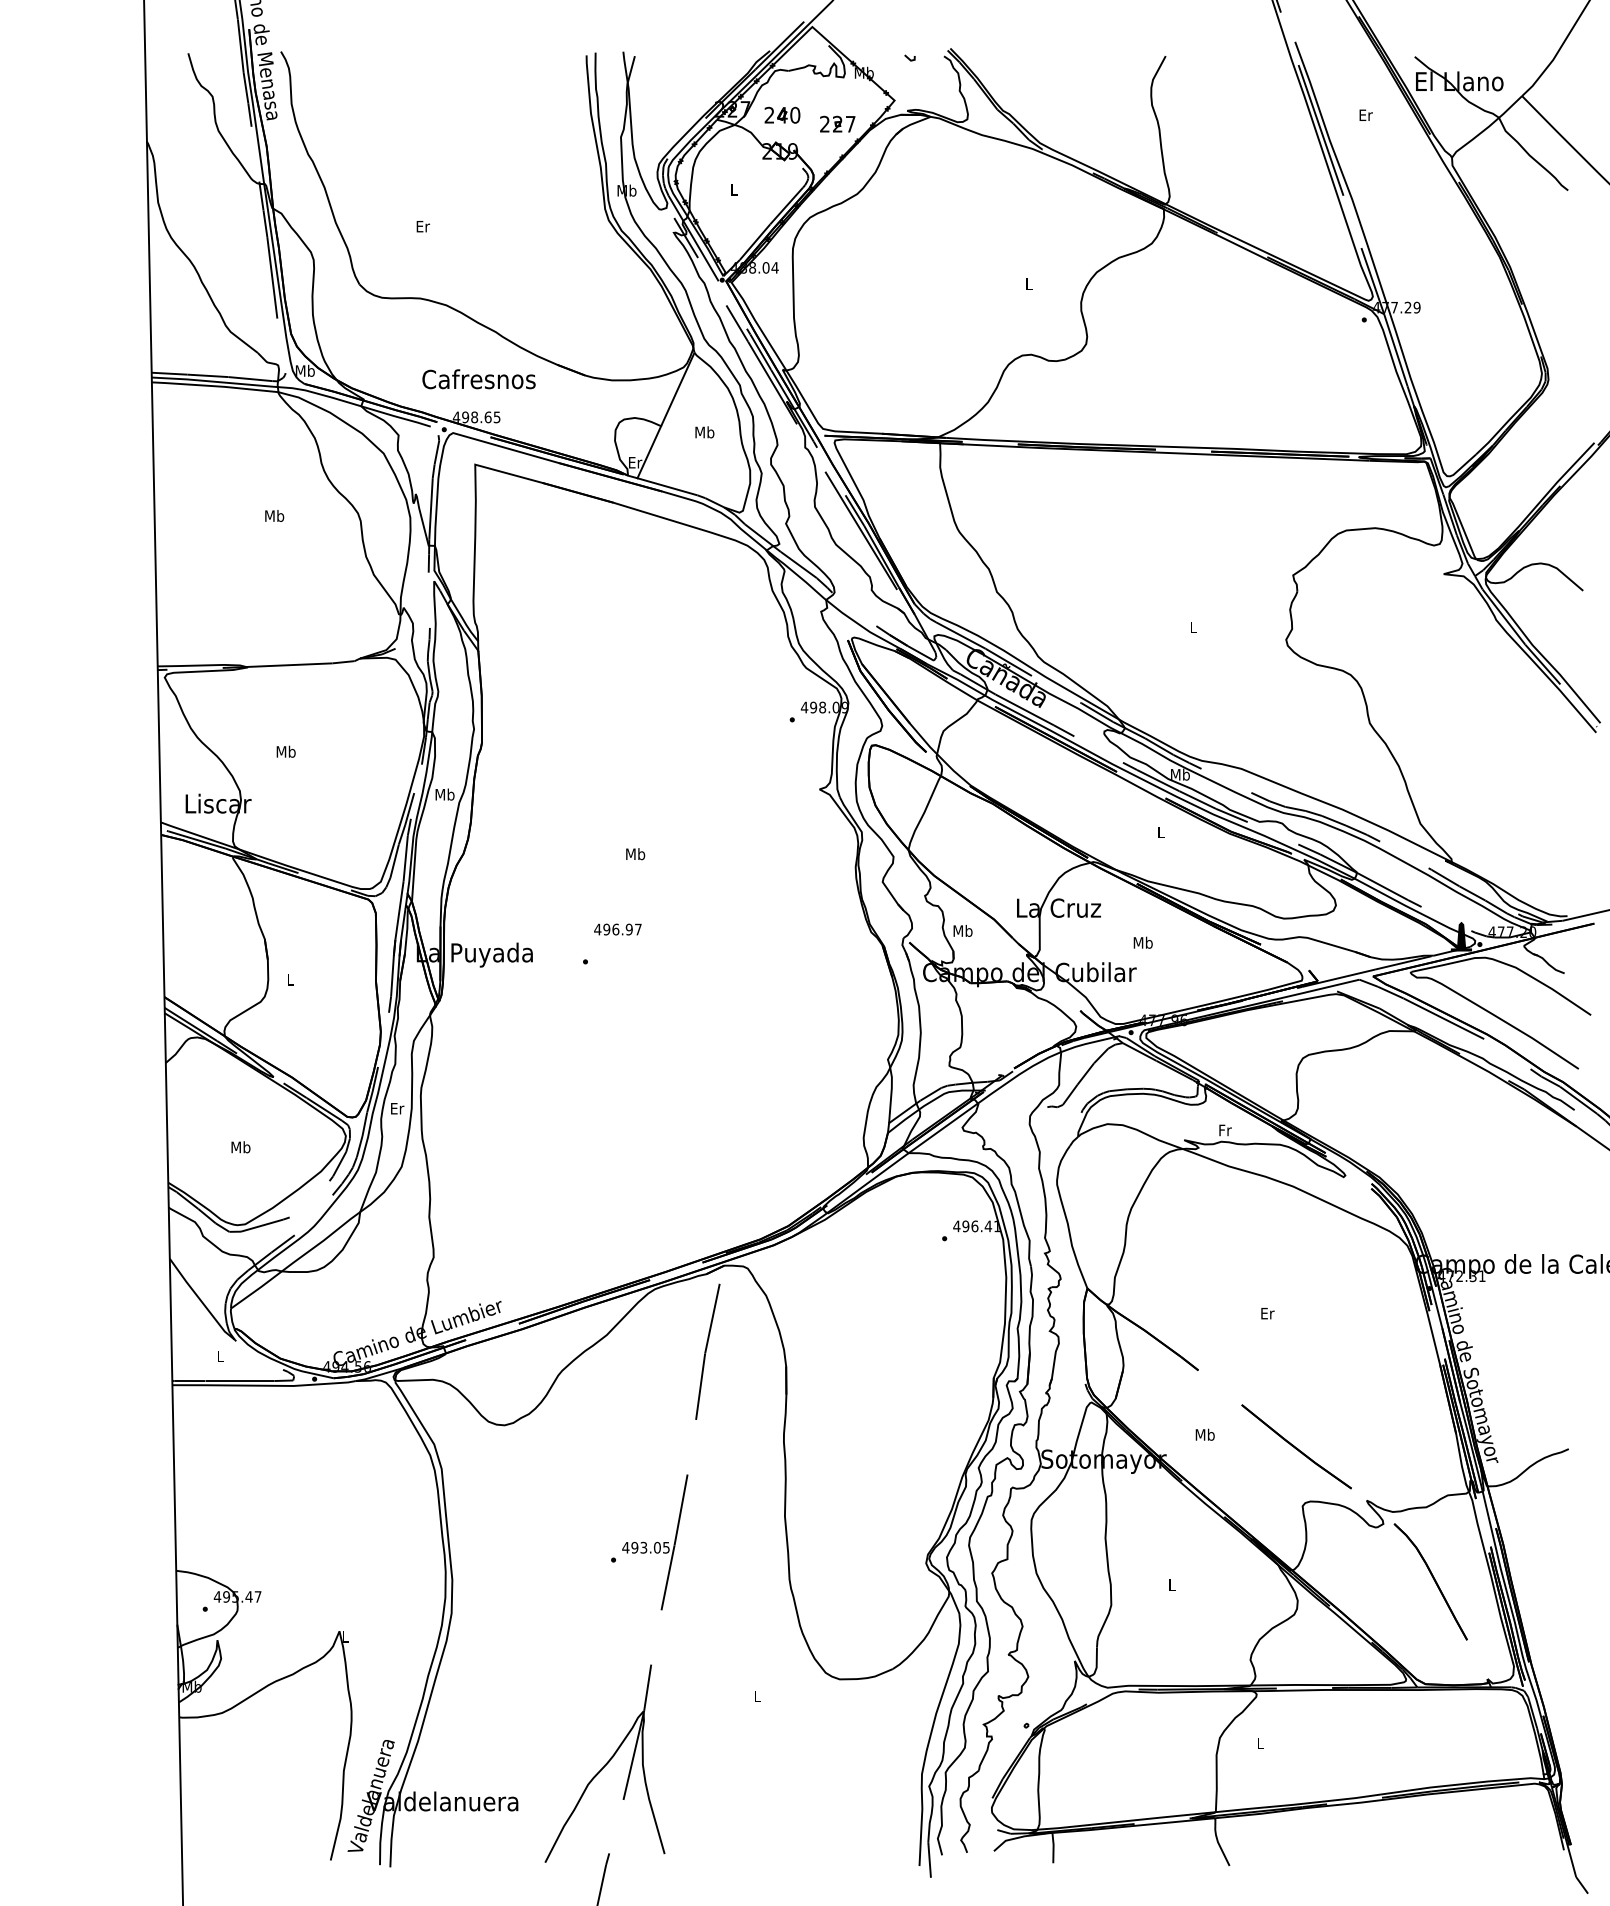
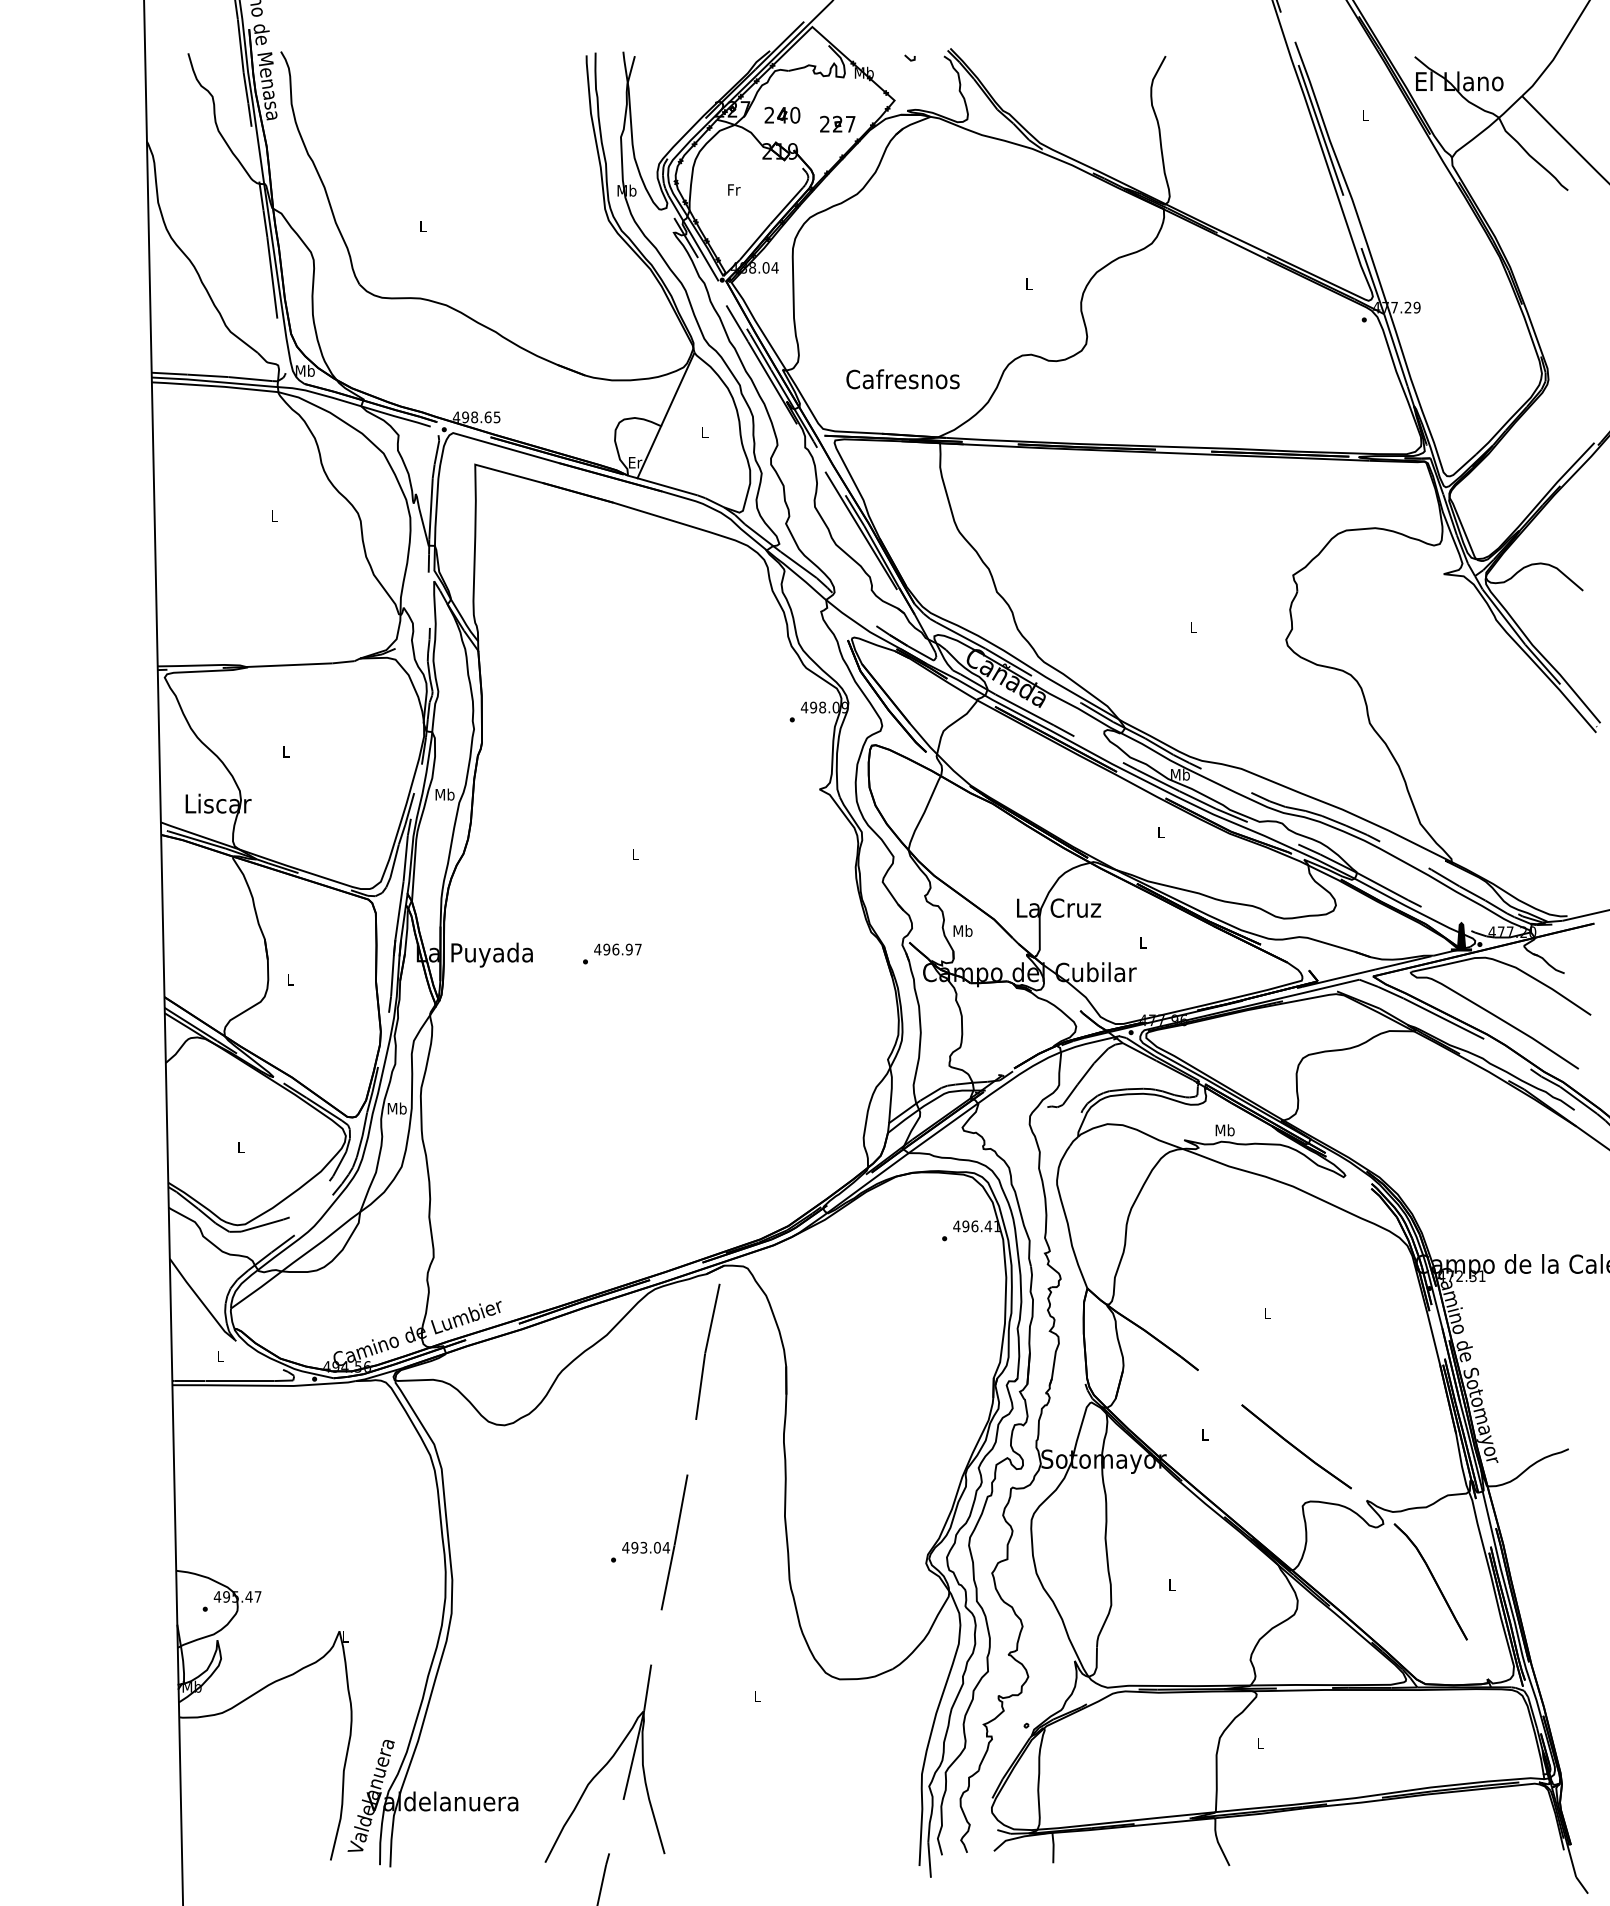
text: Er -> L (1365, 114)
text: L -> Fr (734, 189)
text: Er -> L (423, 226)
text position: (478, 379) -> (902, 379) (902, 379)
text: Mb -> L (704, 432)
text: Mb -> L (274, 515)
text: Mb -> L (285, 751)
text: Mb -> L (635, 854)
text position: (617, 929) -> (617, 949) (617, 949)
text: Mb -> L (1142, 942)
text: Er -> Mb (396, 1108)
text: Fr -> Mb (1224, 1130)
text: Mb -> L (240, 1147)
text: Er -> L (1267, 1313)
text: Mb -> L (1204, 1434)
text: 493.05 -> 493.04 (666, 1547)
